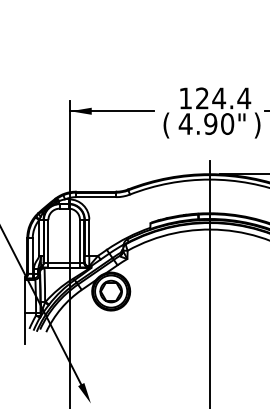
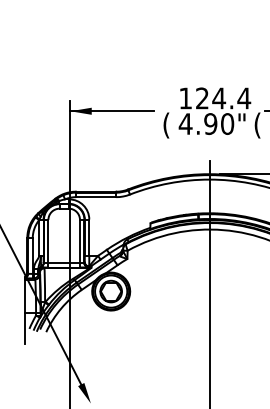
text: ) -> ( (257, 125)
